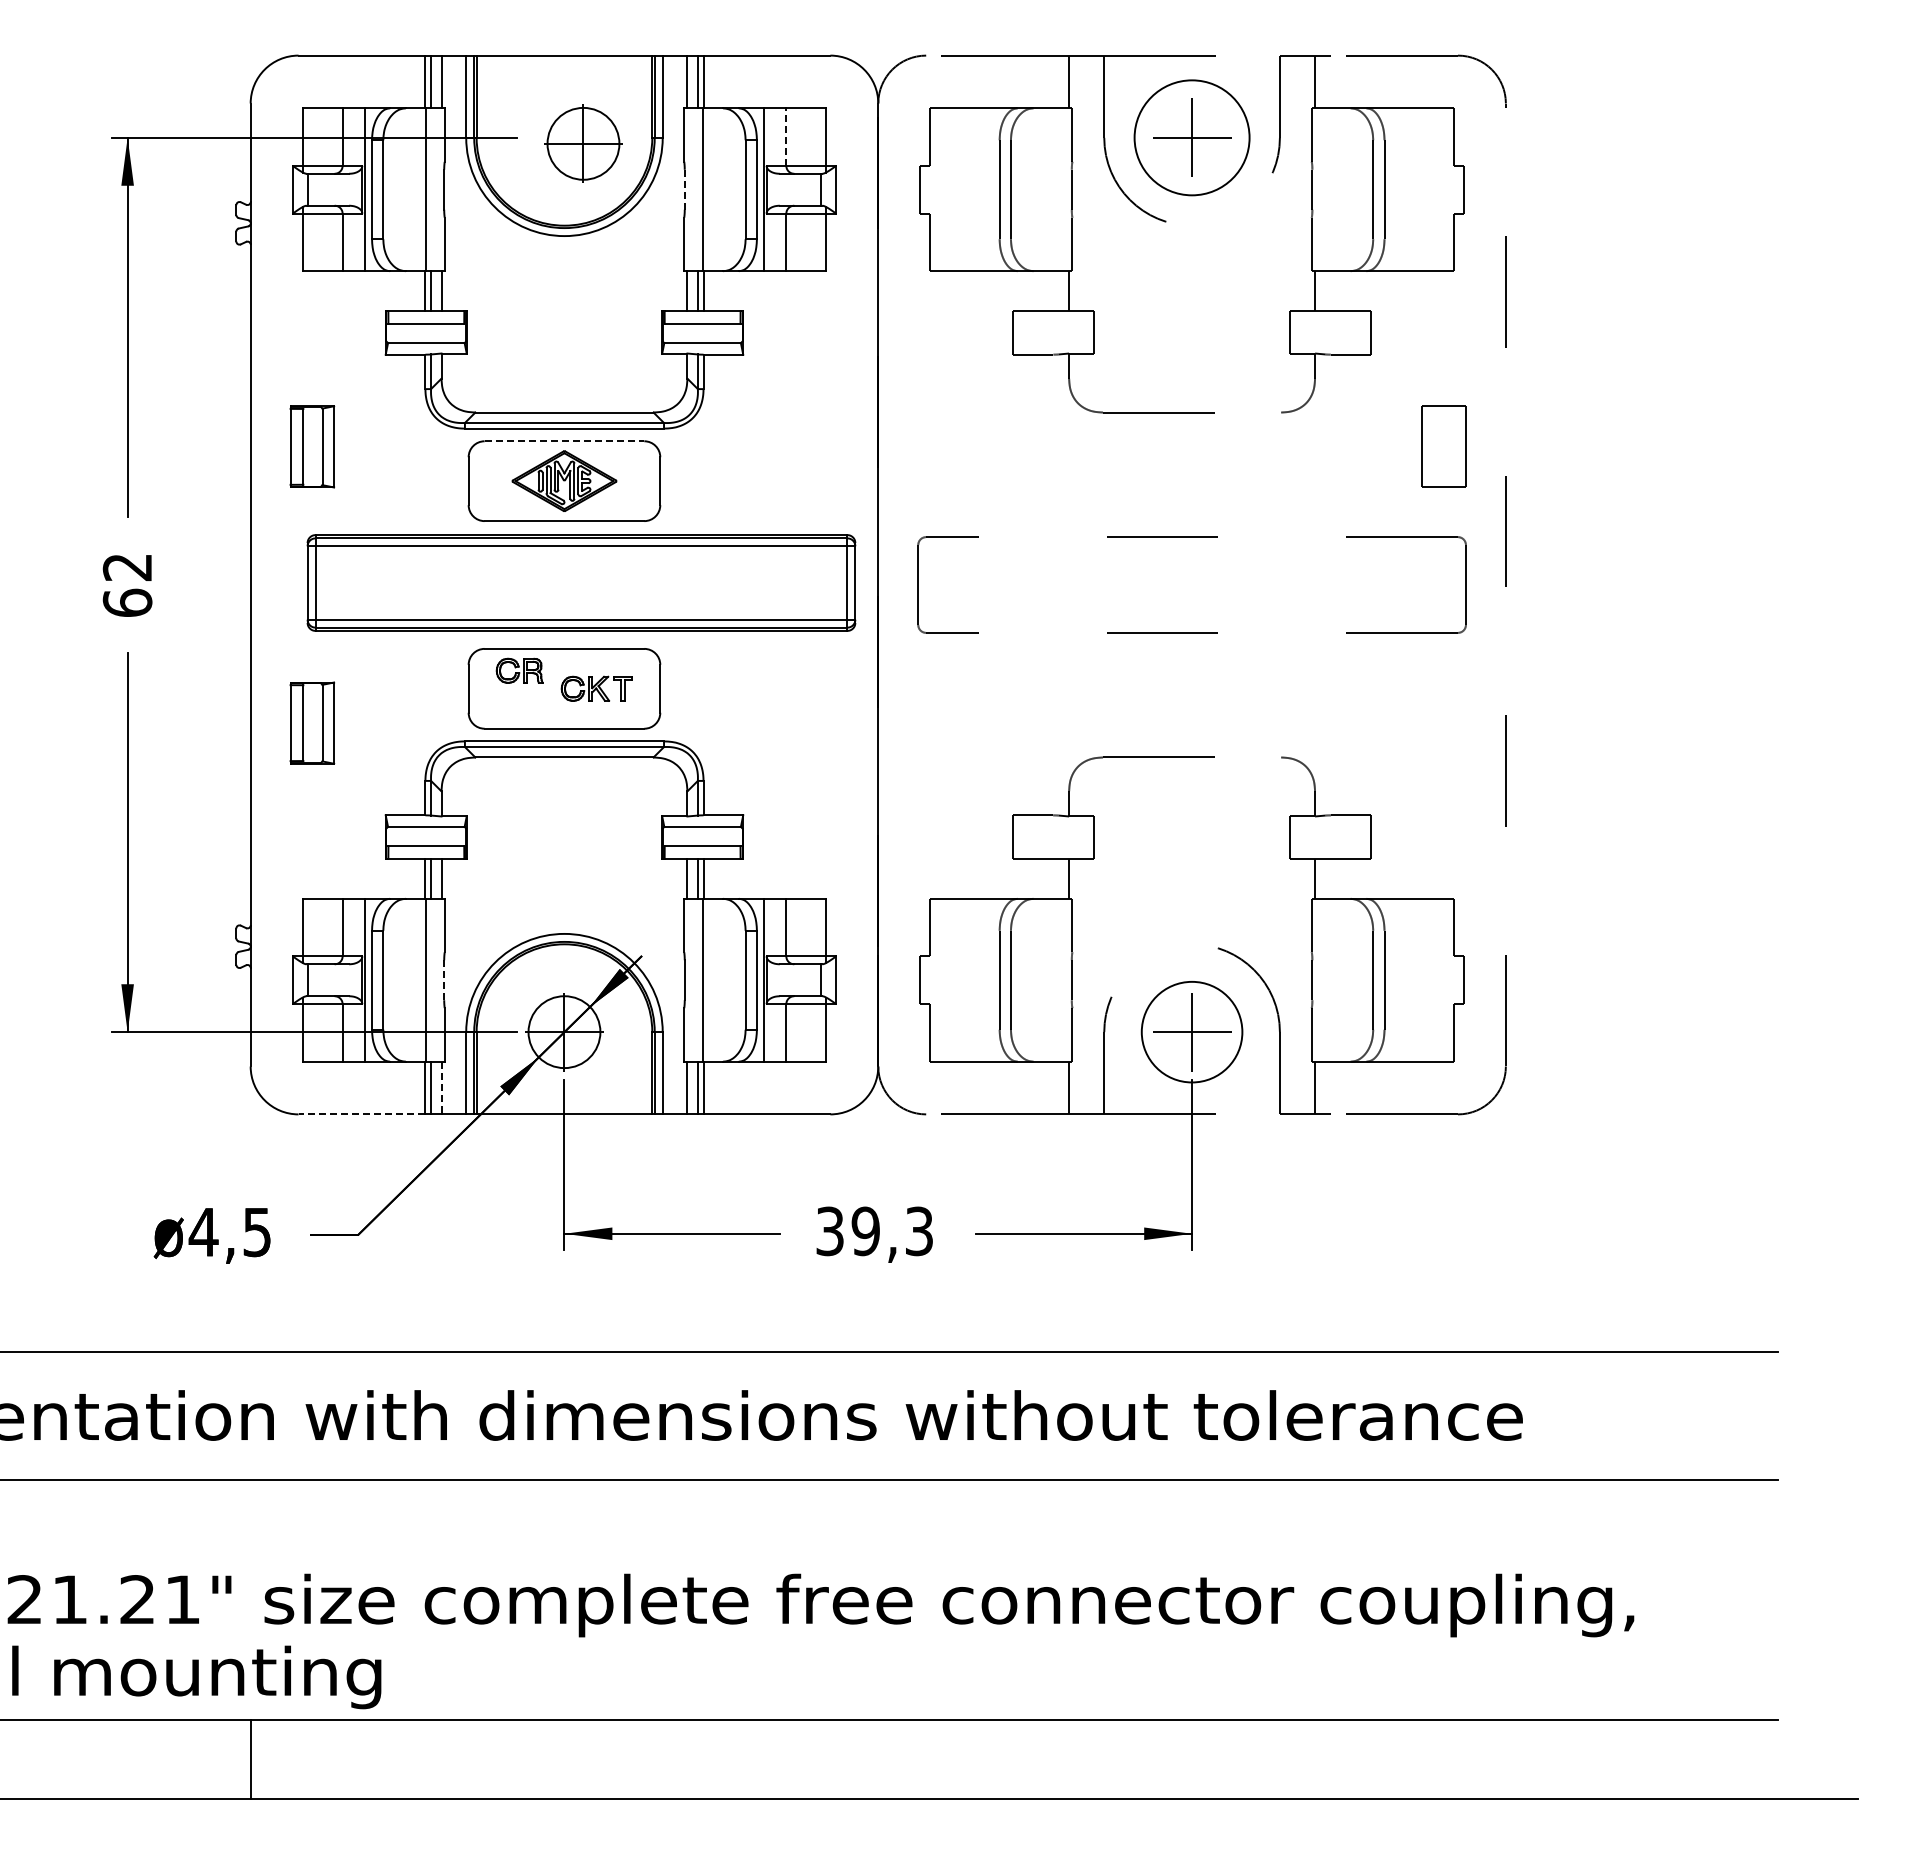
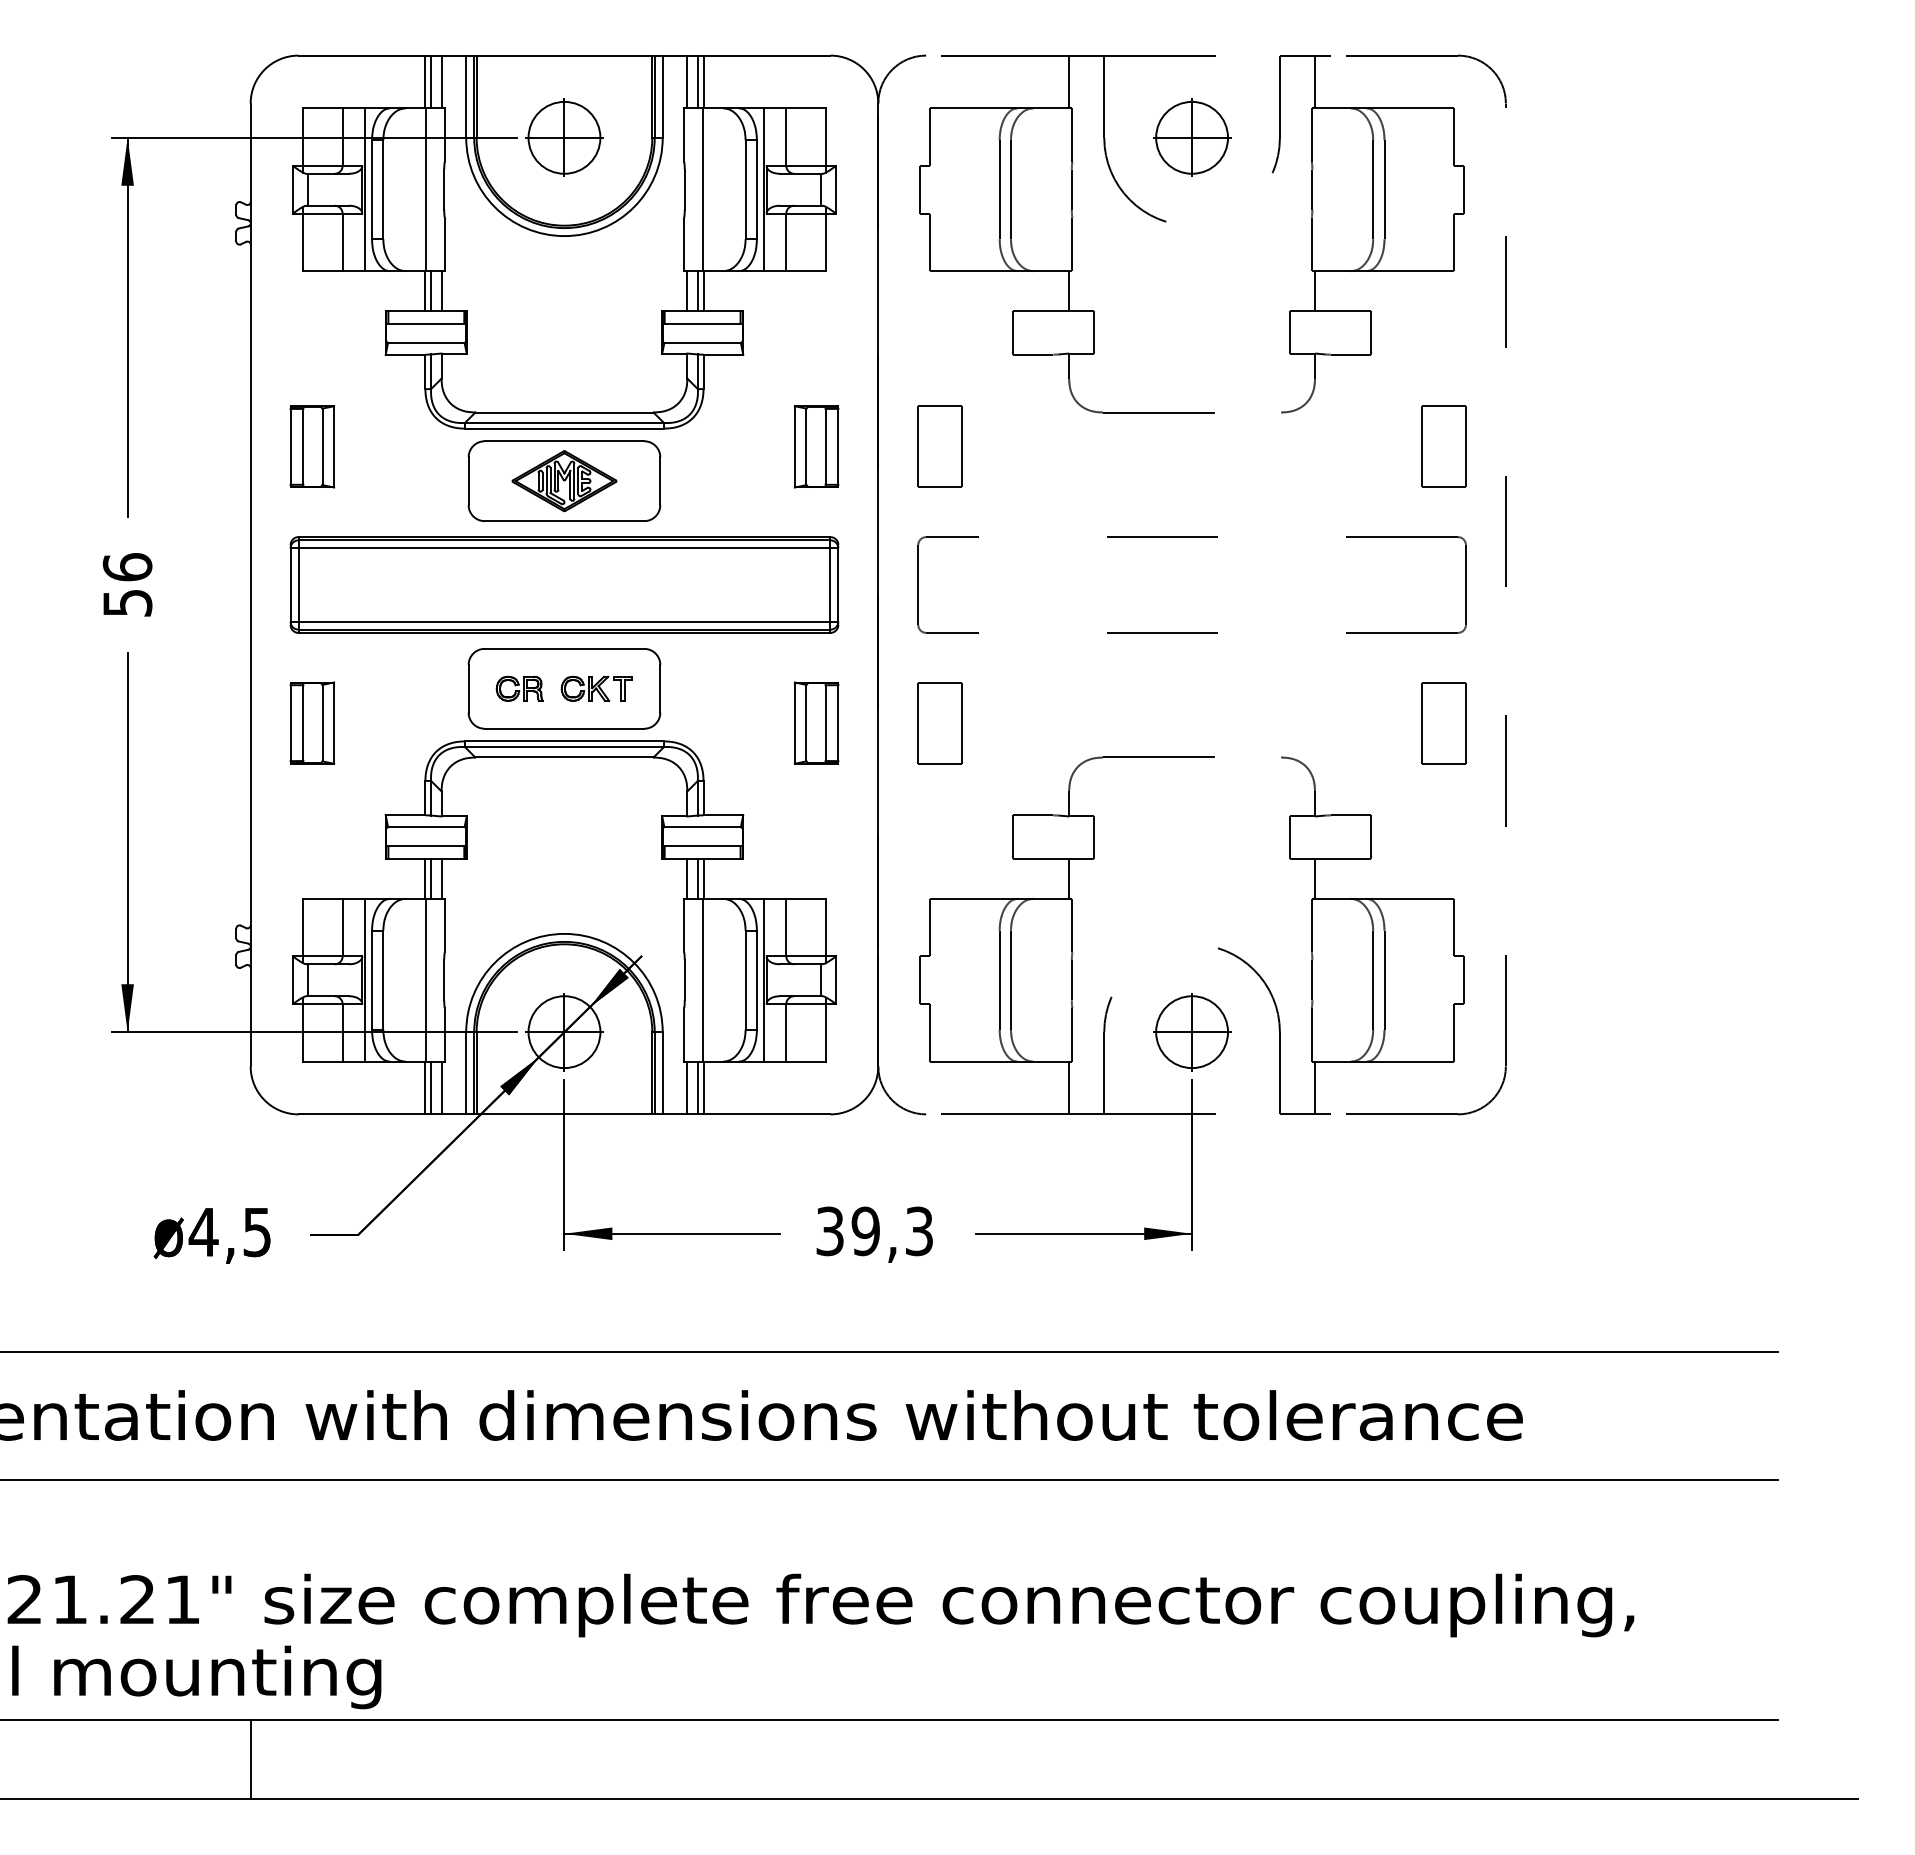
line: dashed -> solid (786, 137)
circle diameter: 115 px -> 72 px (1192, 137)
part position: (583, 143) -> (564, 137) (564, 137)
line: dashed -> solid (684, 189)
line: dashed -> solid (564, 441)
part: none -> present (816, 446)
part: none -> present (939, 446)
part position: (581, 582) -> (564, 584) (564, 584)
text: 62 -> 56 (127, 584)
part position: (519, 670) -> (519, 688) (519, 688)
part: none -> present (816, 722)
part: none -> present (939, 723)
part: none -> present (1443, 723)
line: dashed -> solid (444, 980)
circle diameter: 101 px -> 72 px (1192, 1032)
line: dashed -> solid (441, 1088)
line: dashed -> solid (361, 1114)
